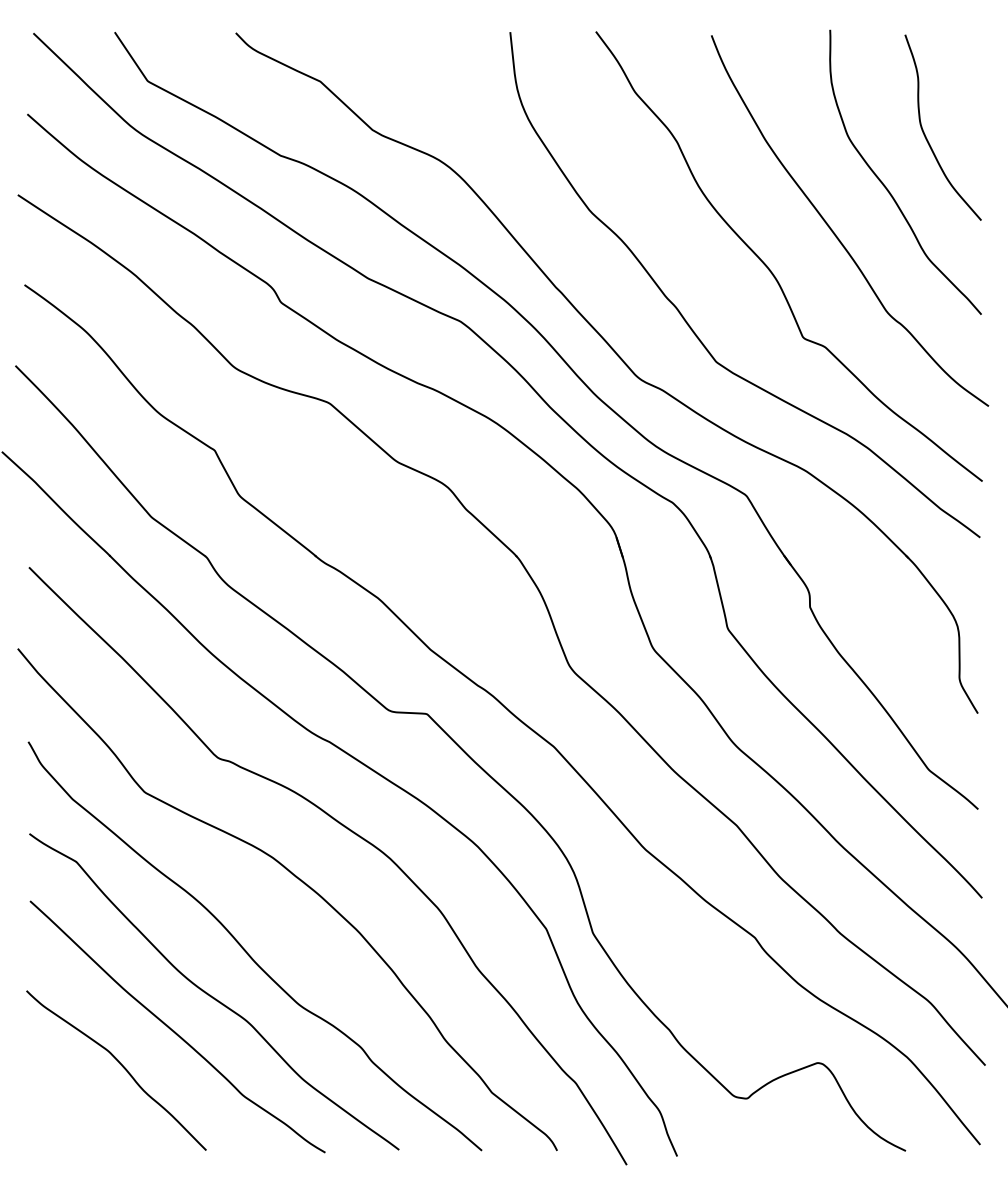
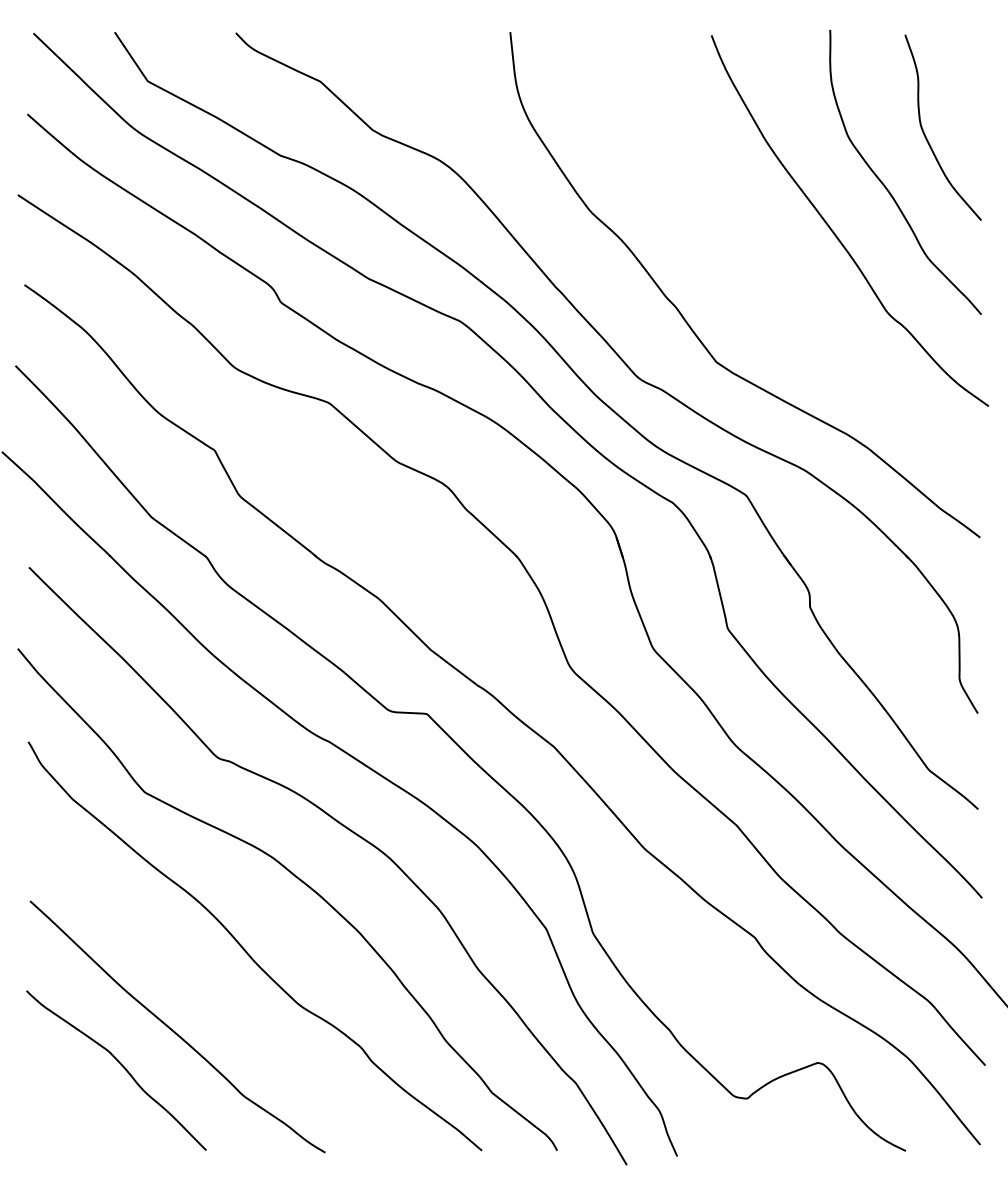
curve: present -> none (771, 270)
curve: present -> none (210, 994)
